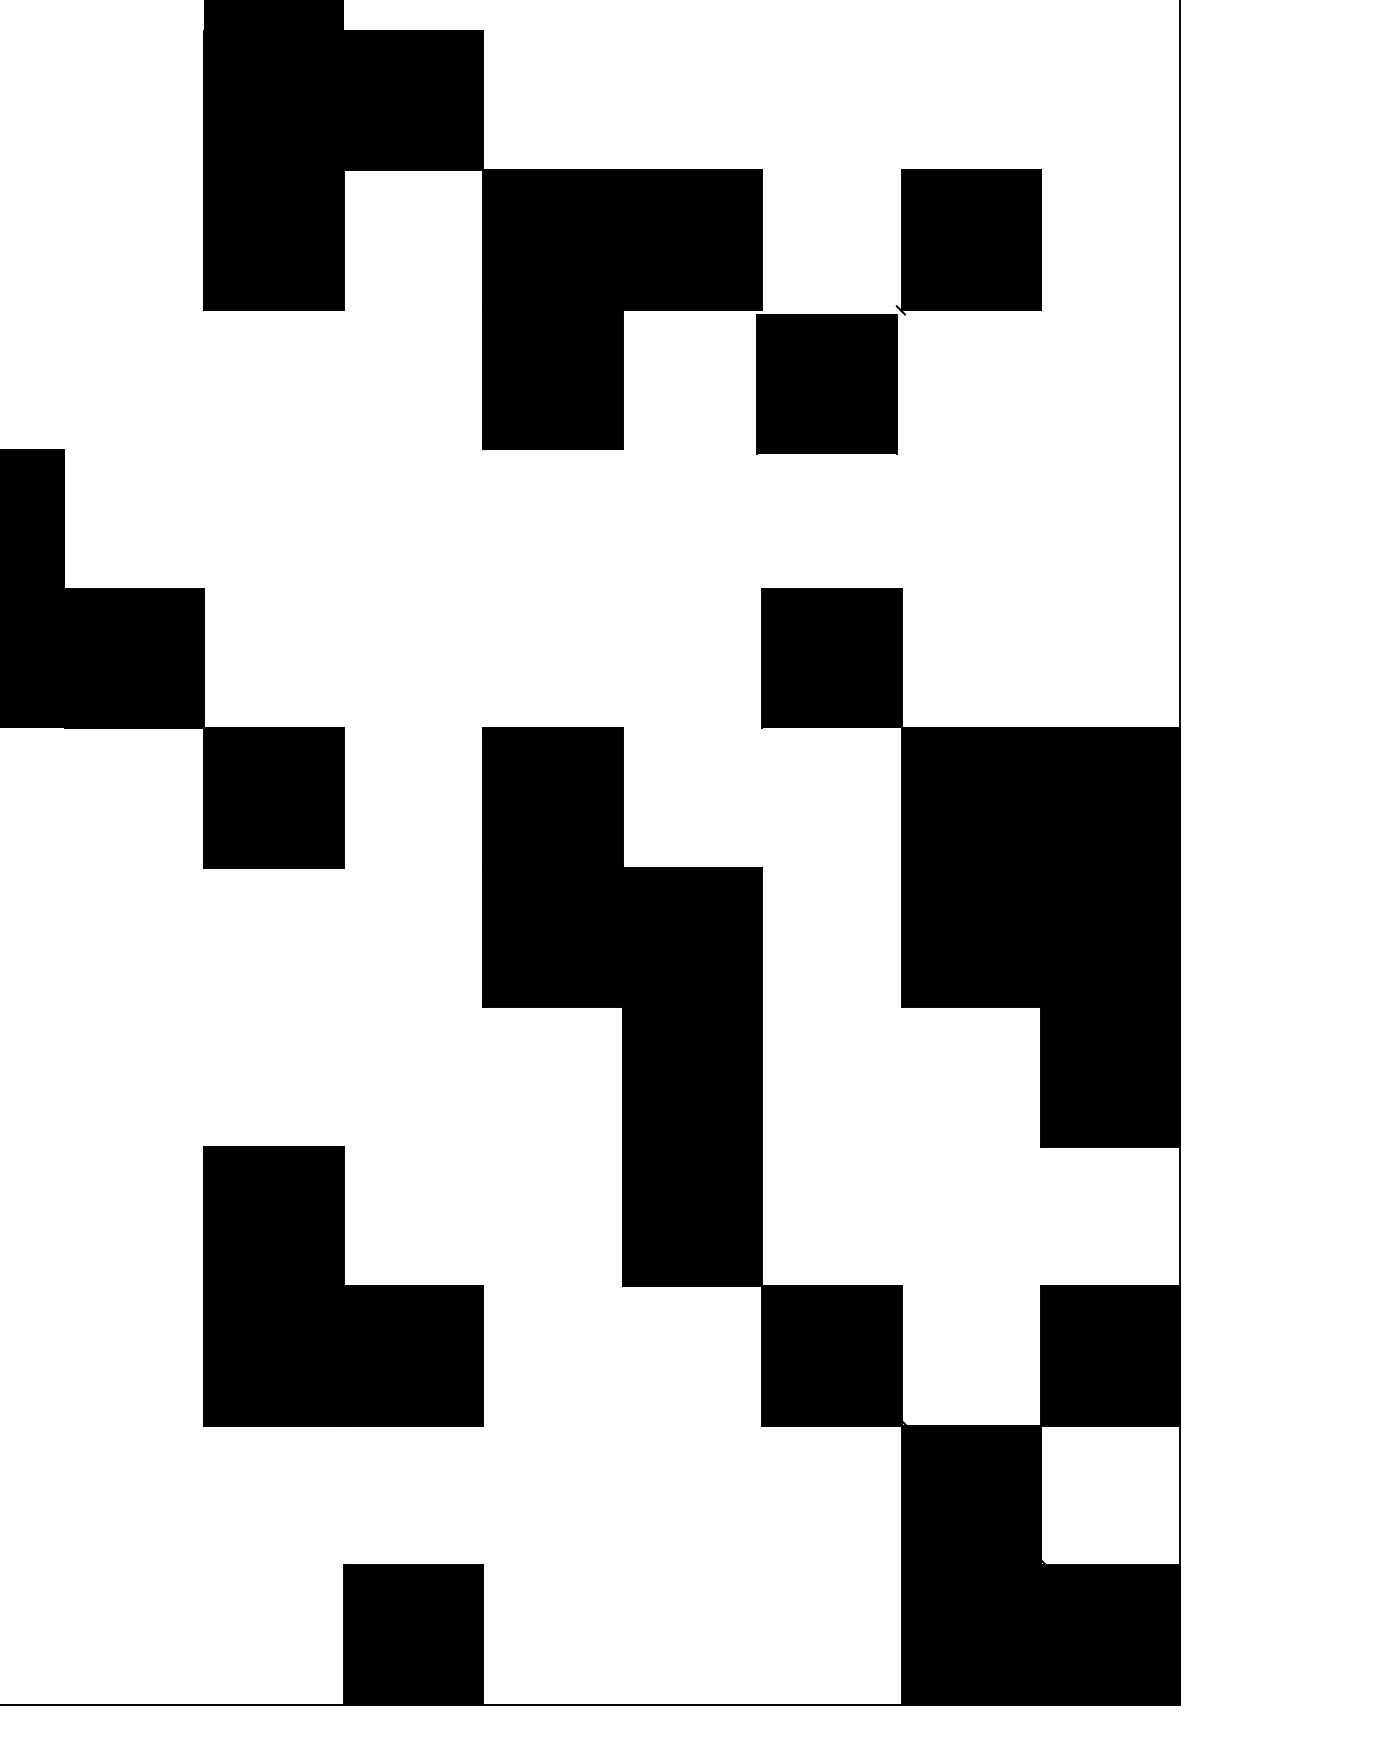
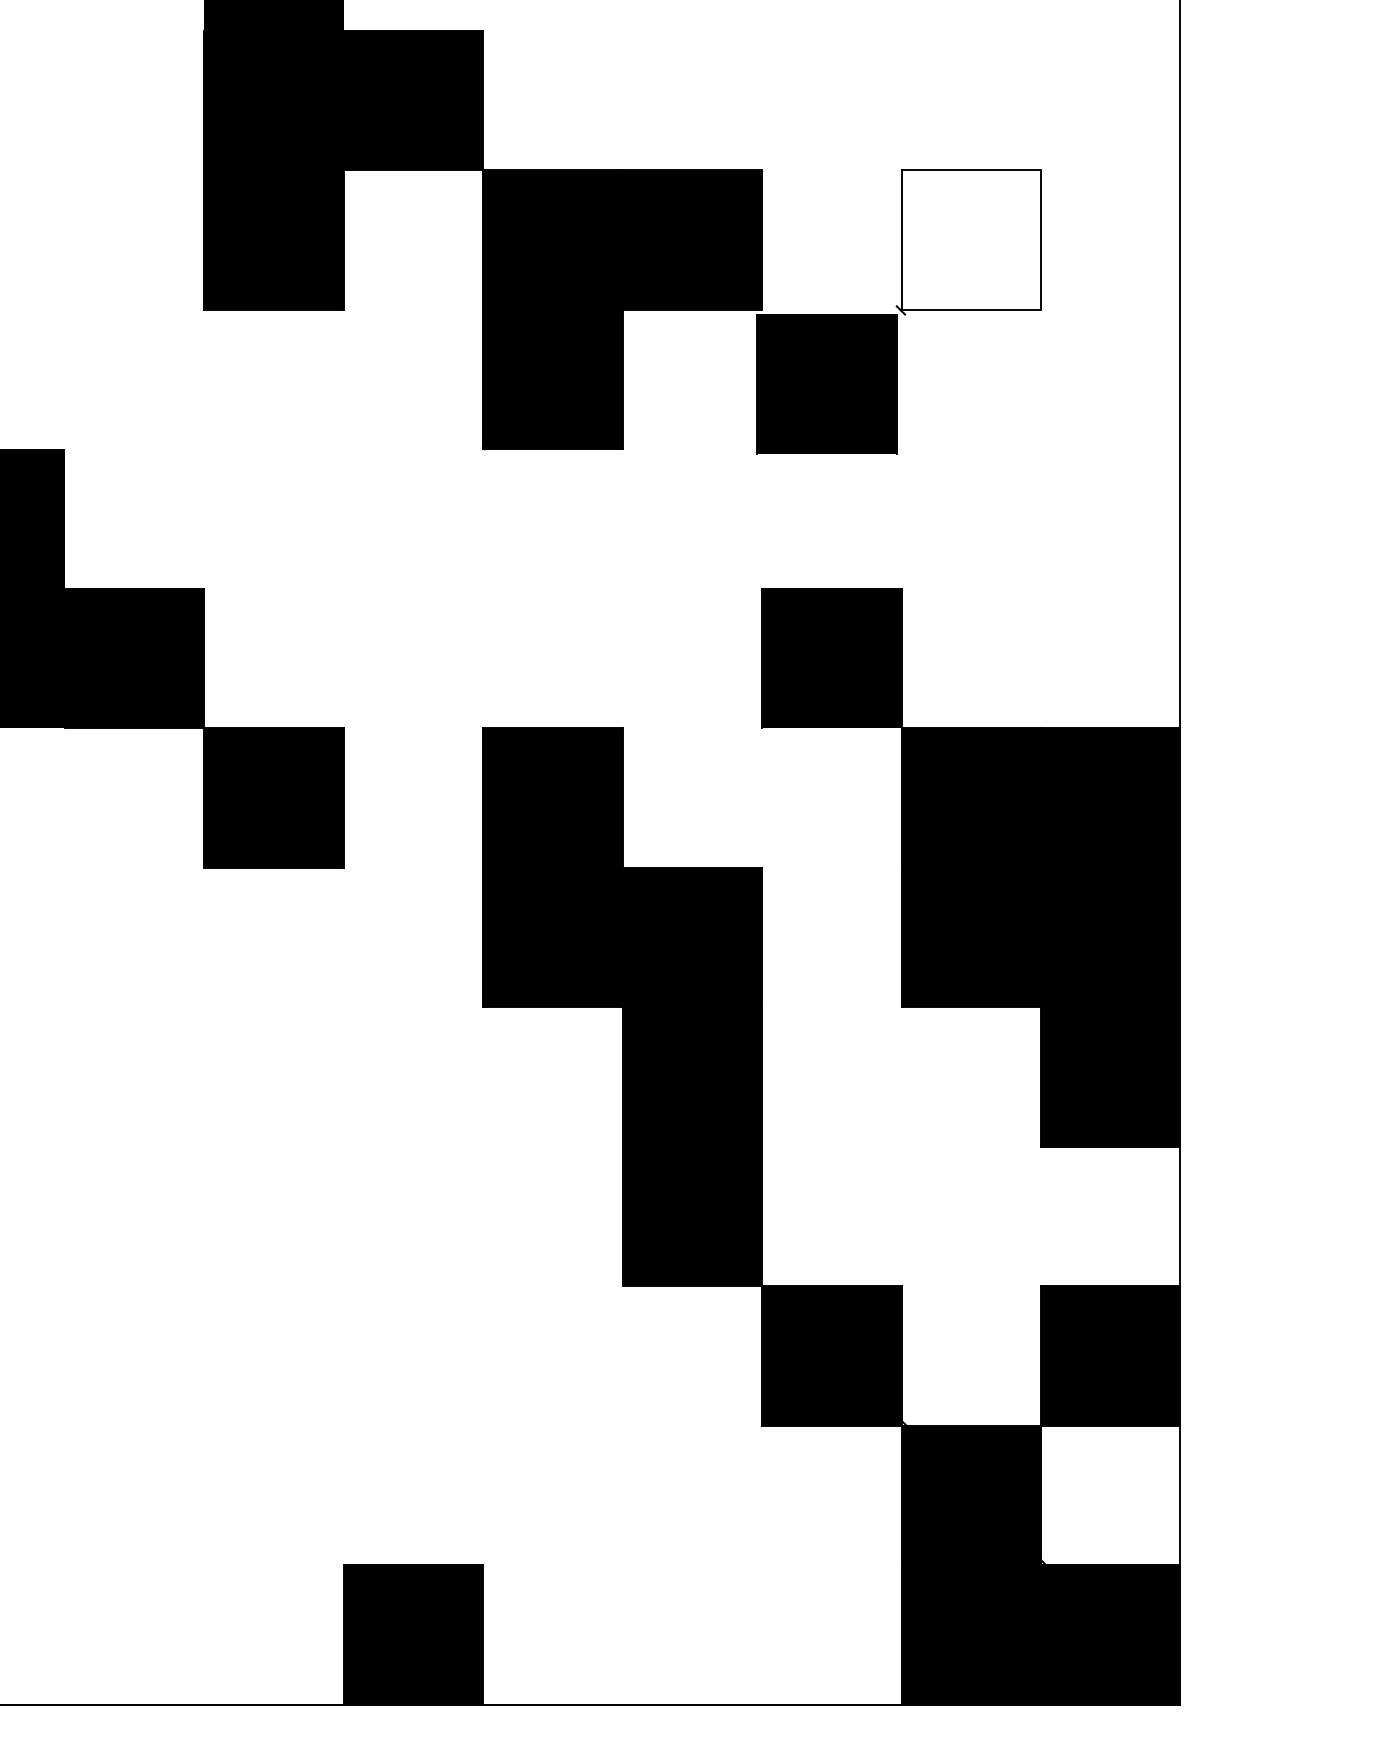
fill: present -> none (970, 239)
part: present -> none (343, 1286)
